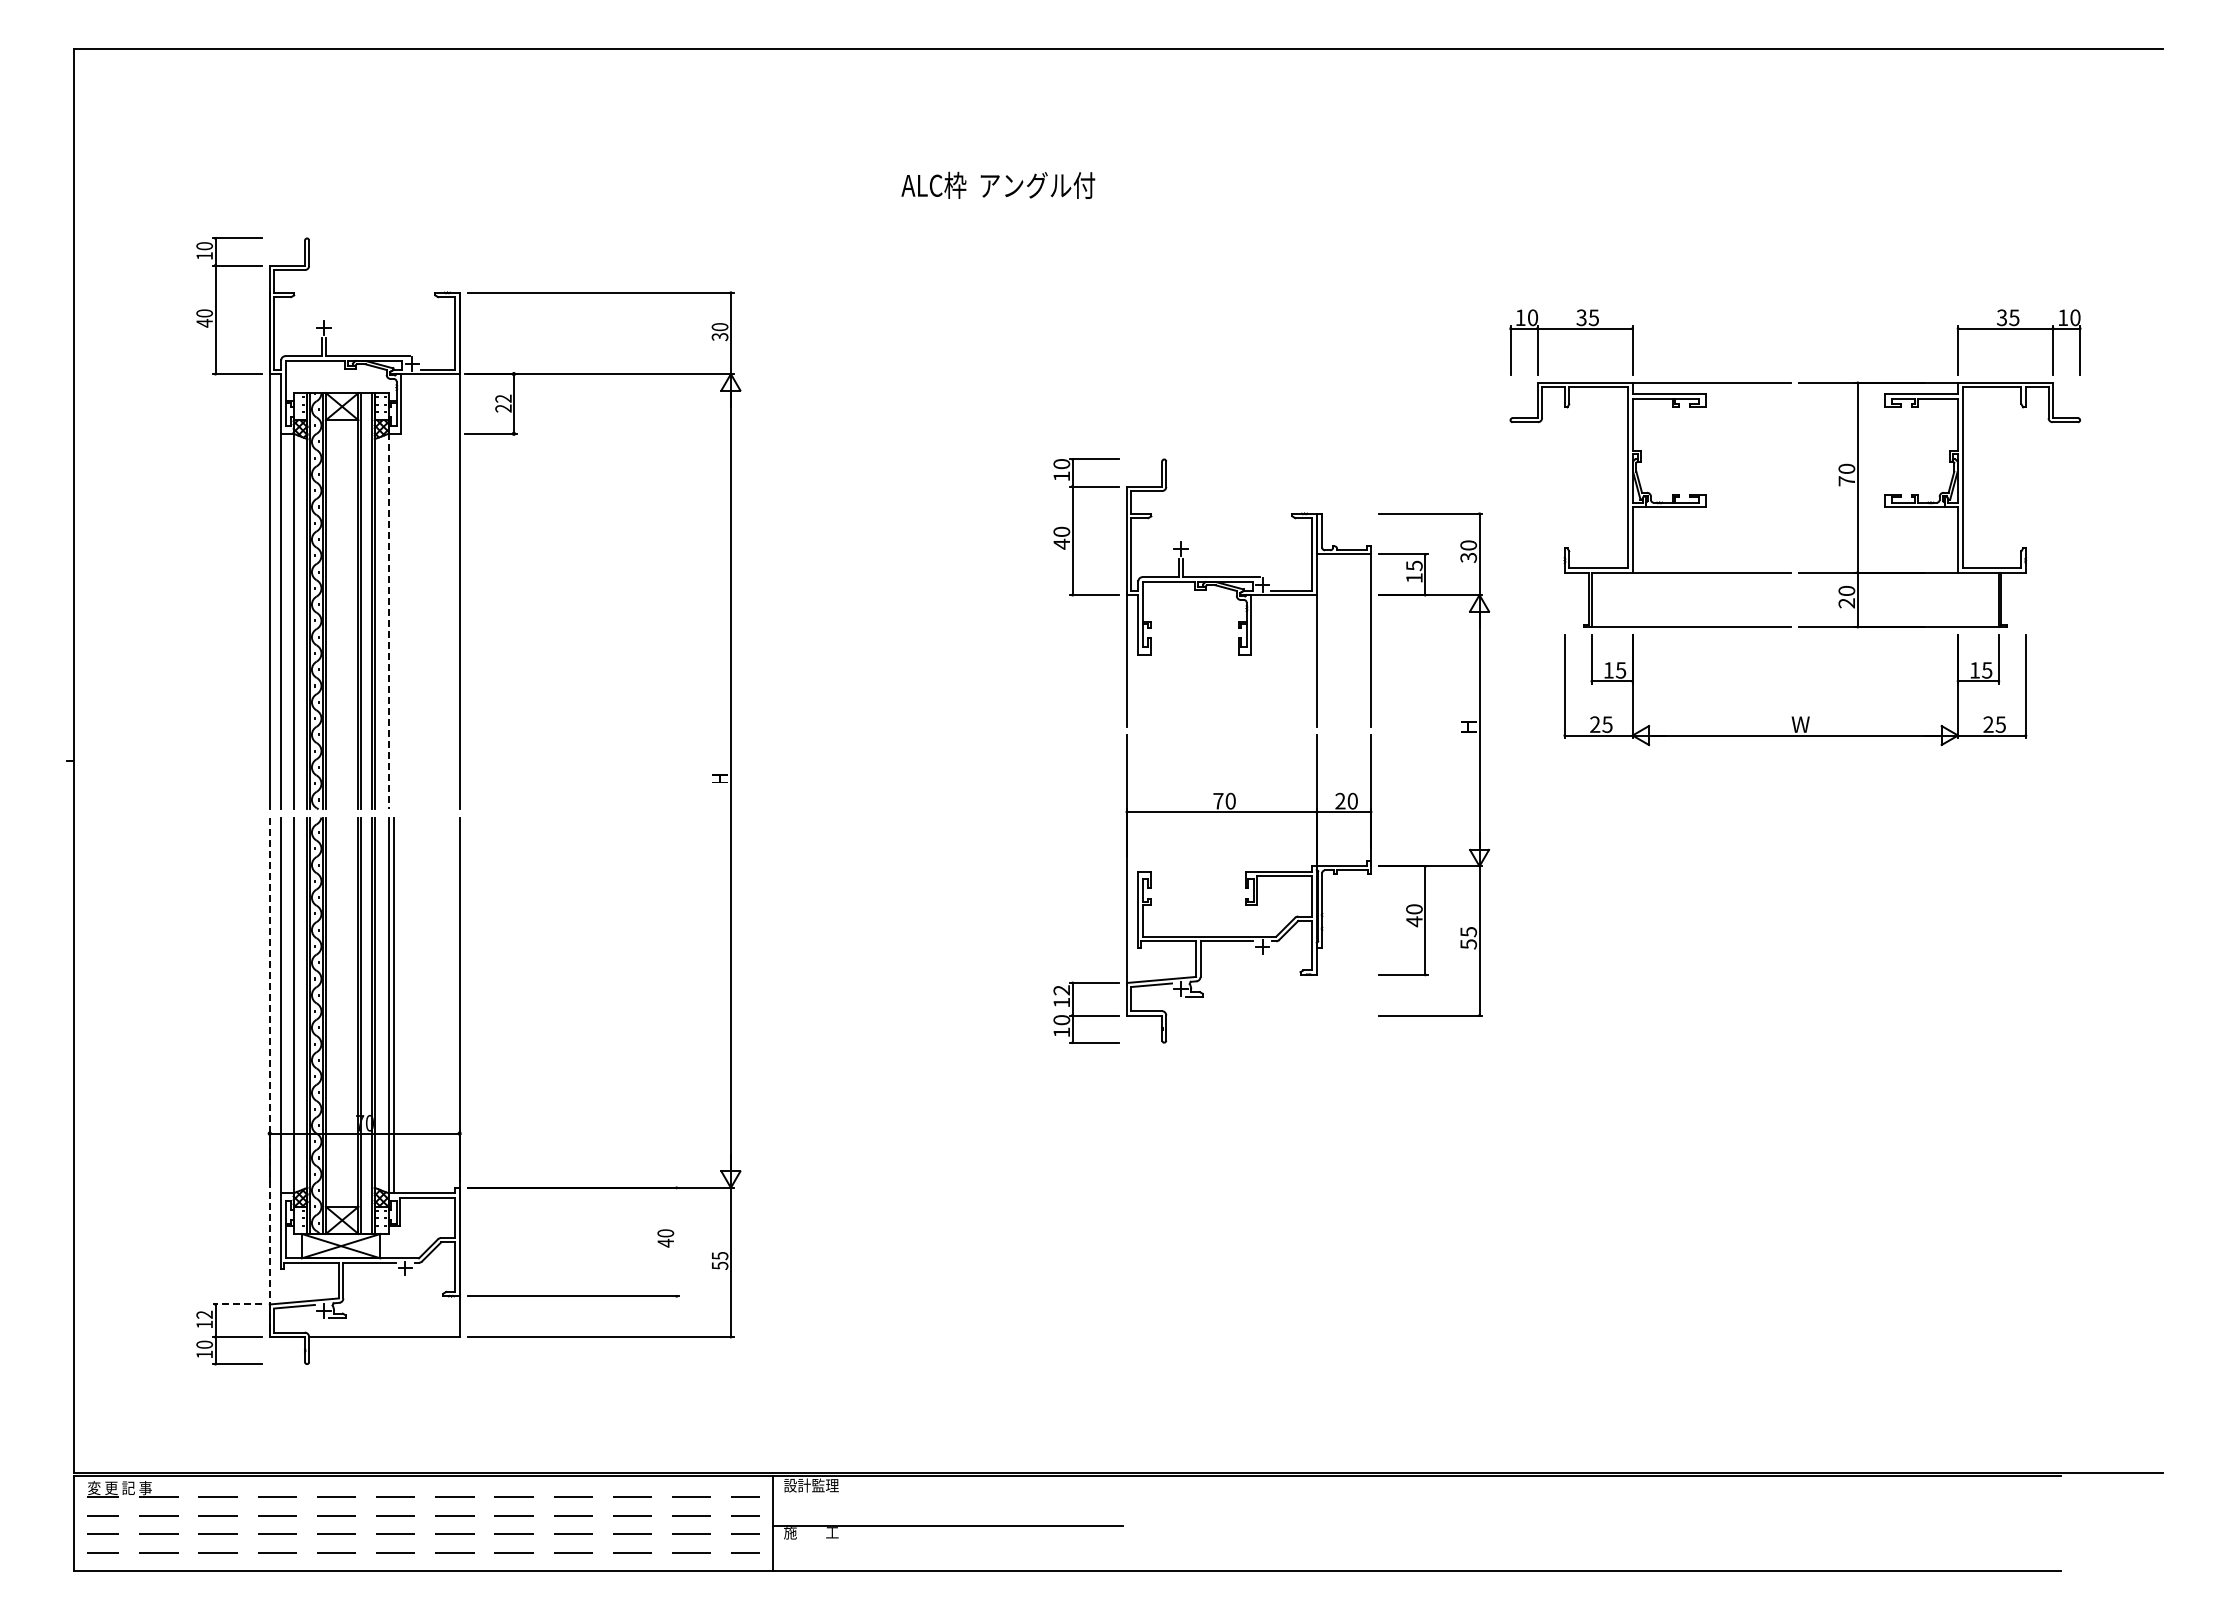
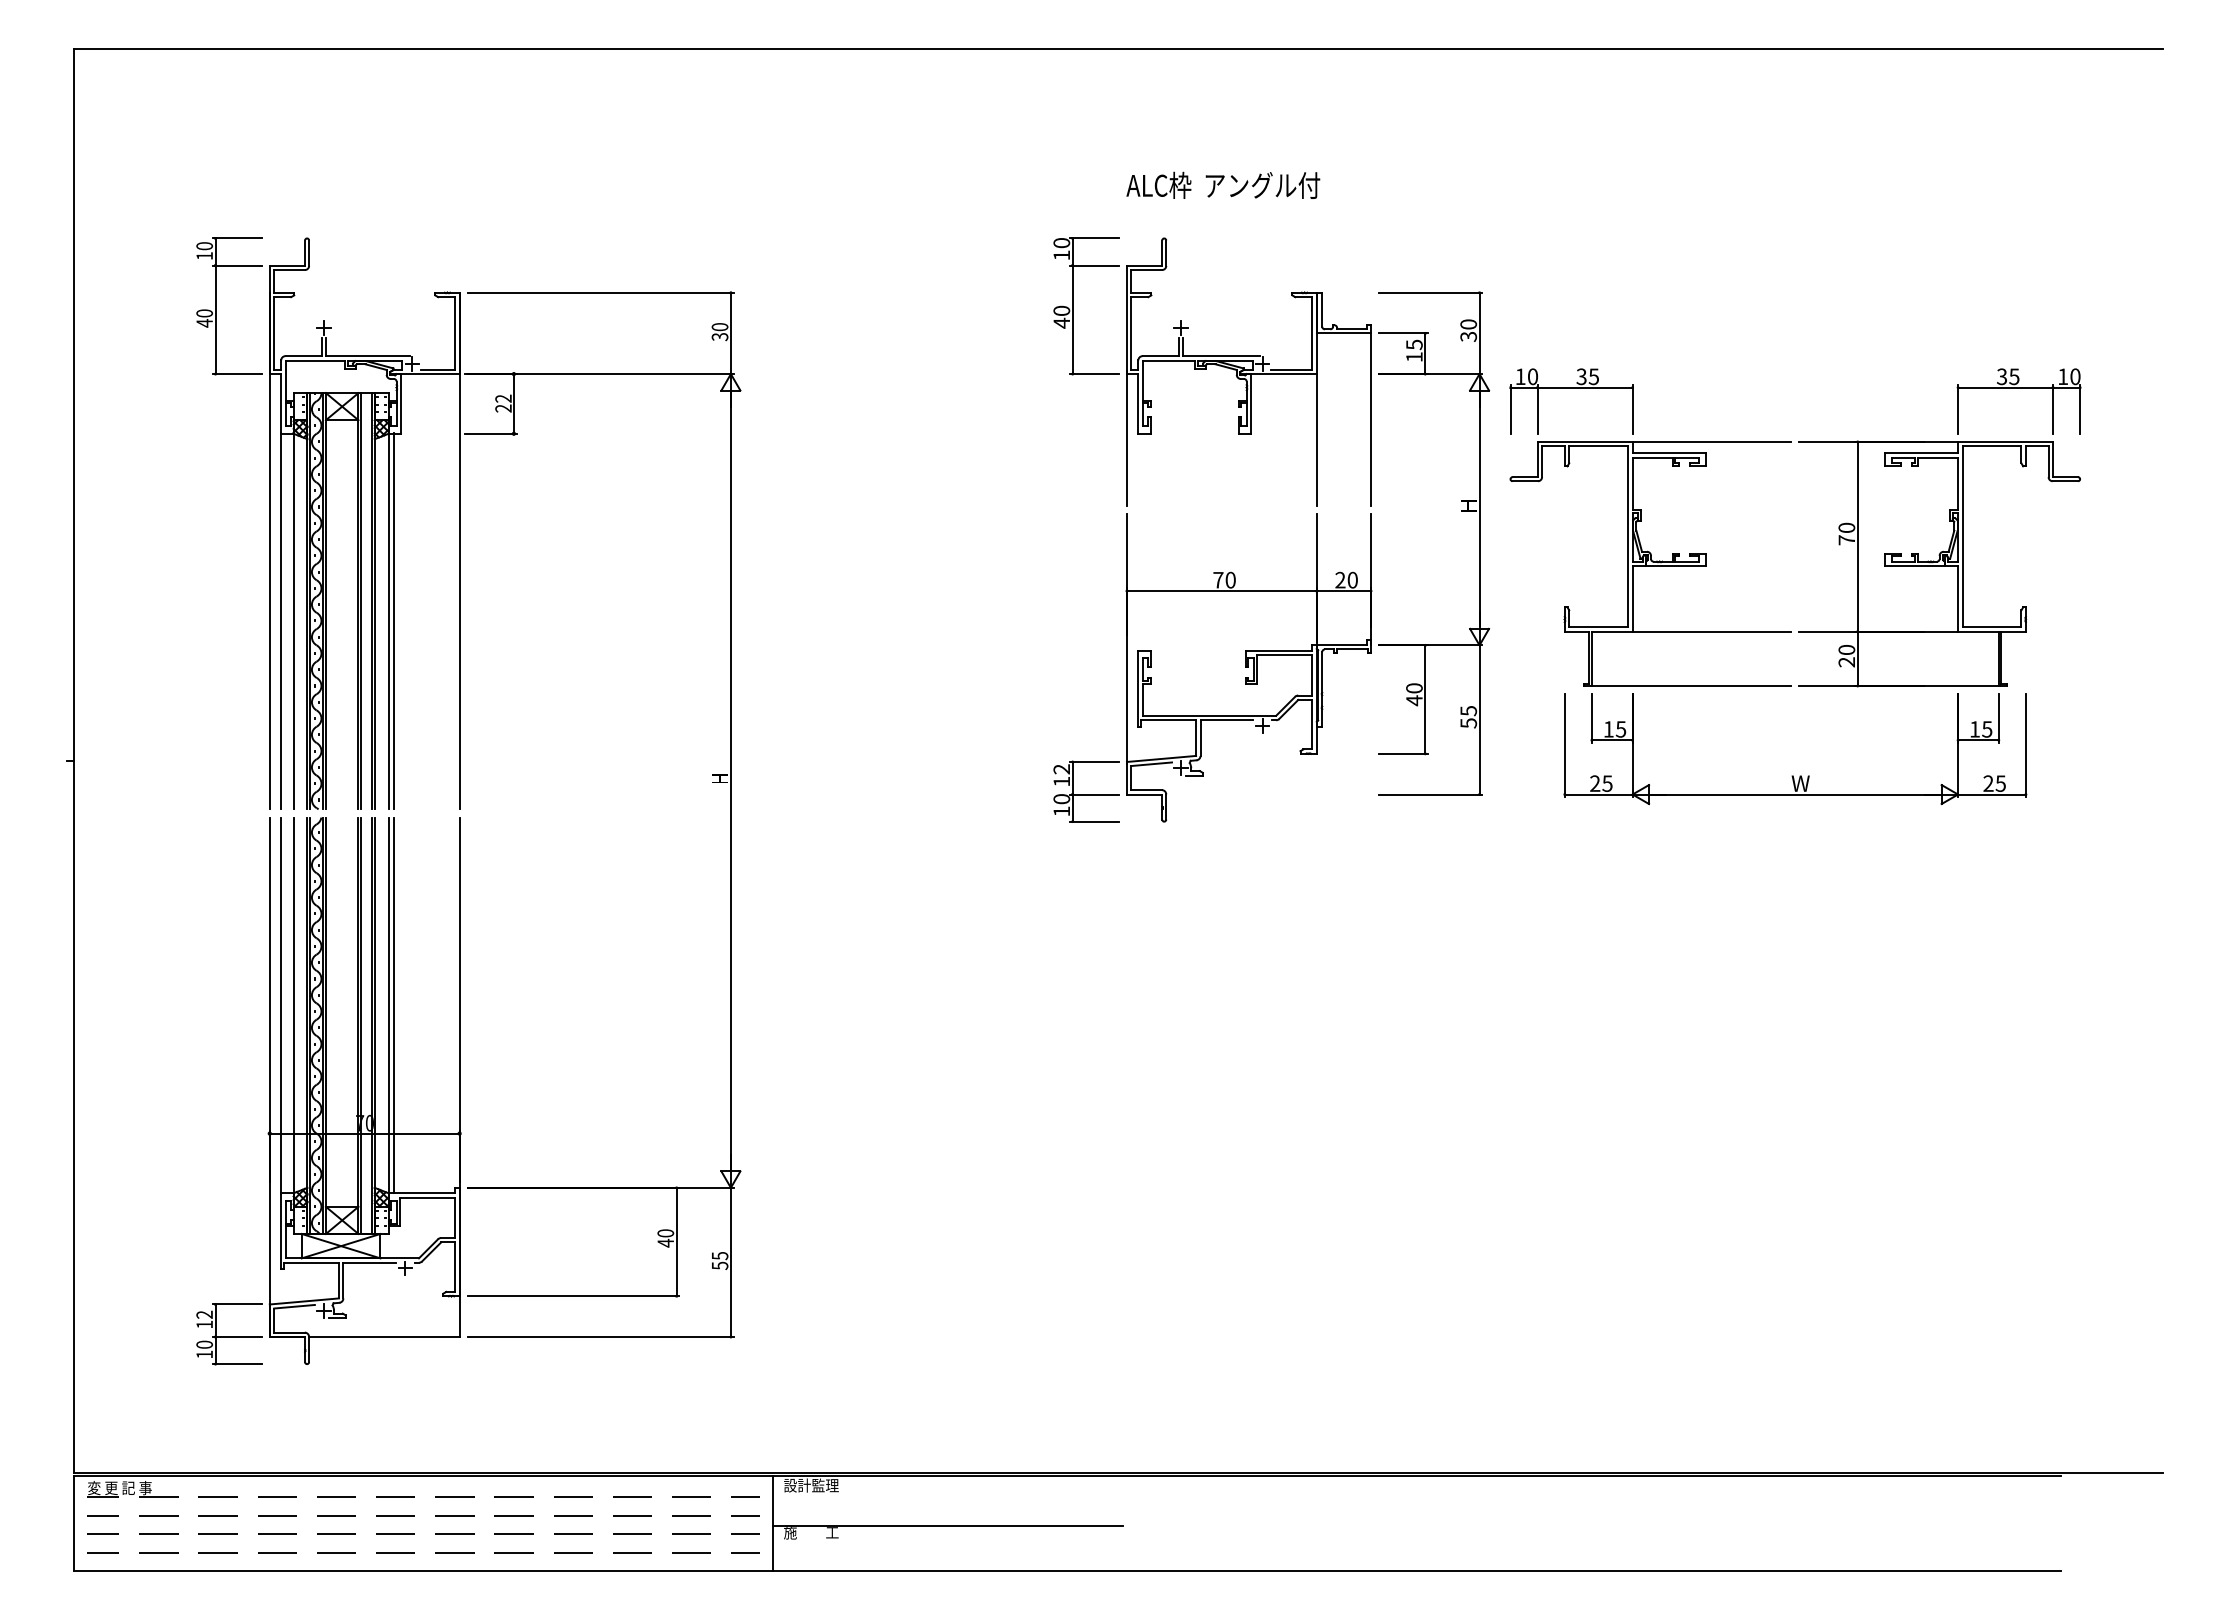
text position: (998, 184) -> (1223, 184) (1223, 184)
part position: (1798, 572) -> (1798, 631) (1798, 631)
line: none -> present (394, 620)
line: dashed -> solid (388, 621)
part position: (1316, 750) -> (1316, 529) (1316, 529)
line: dashed -> solid (269, 1077)
line: none -> present (676, 1241)
line: dashed -> solid (236, 1304)
